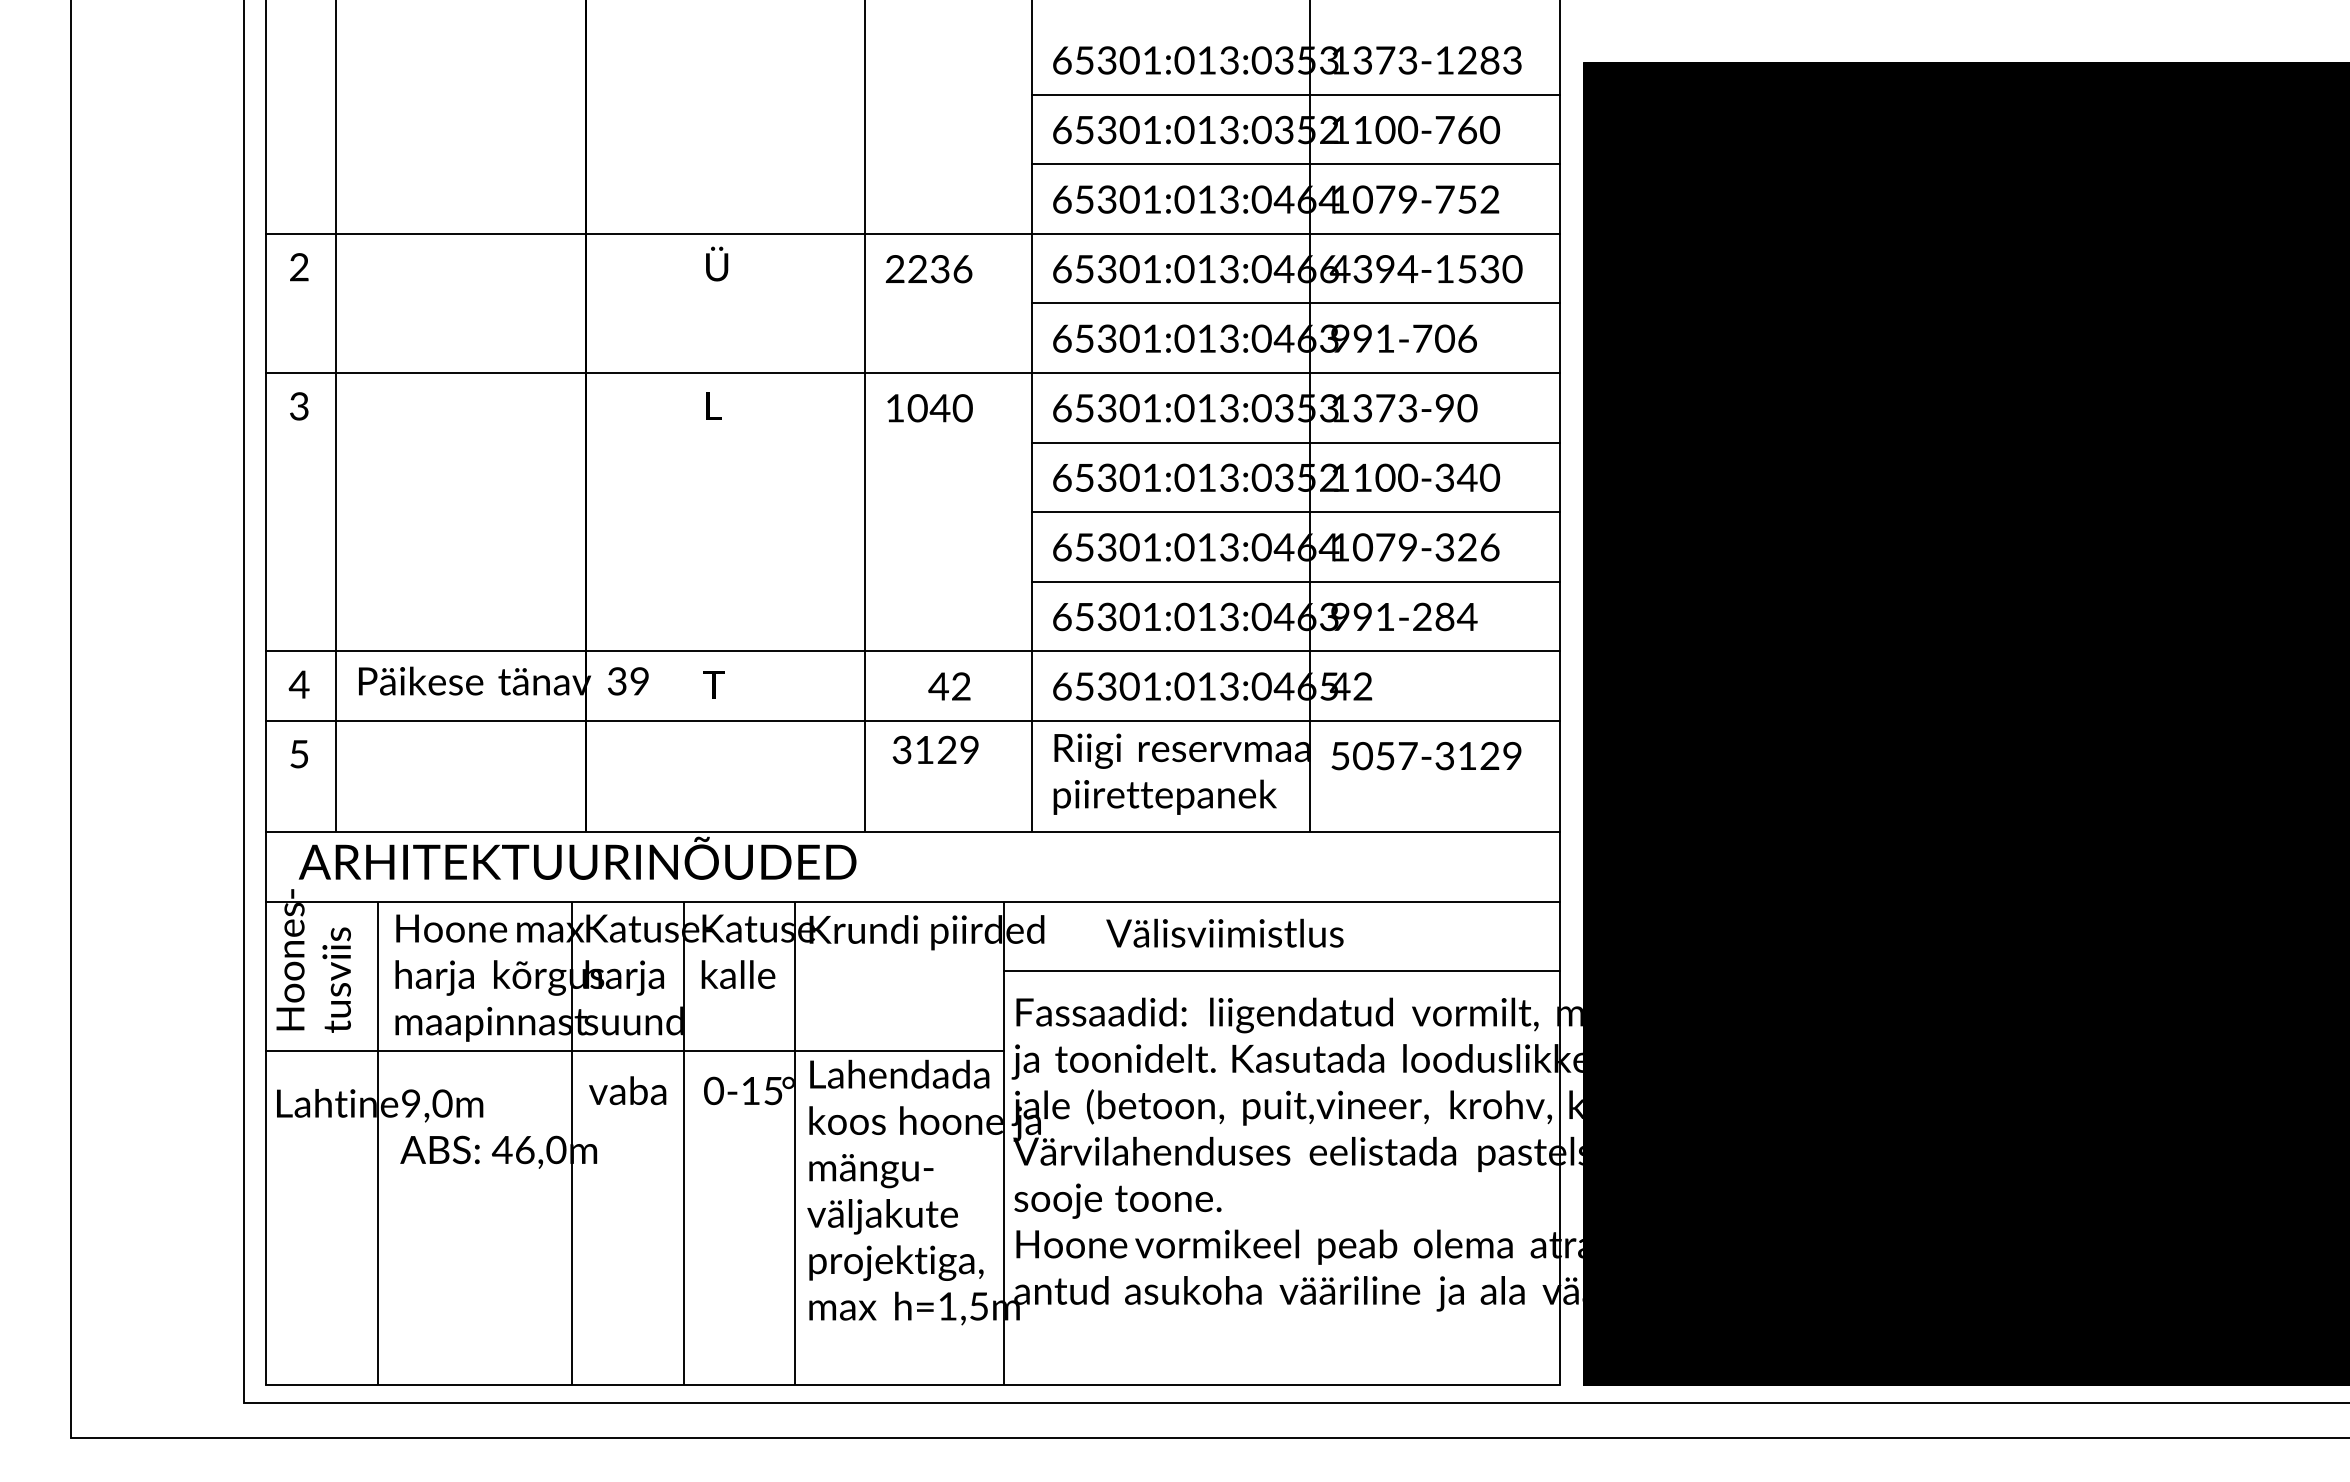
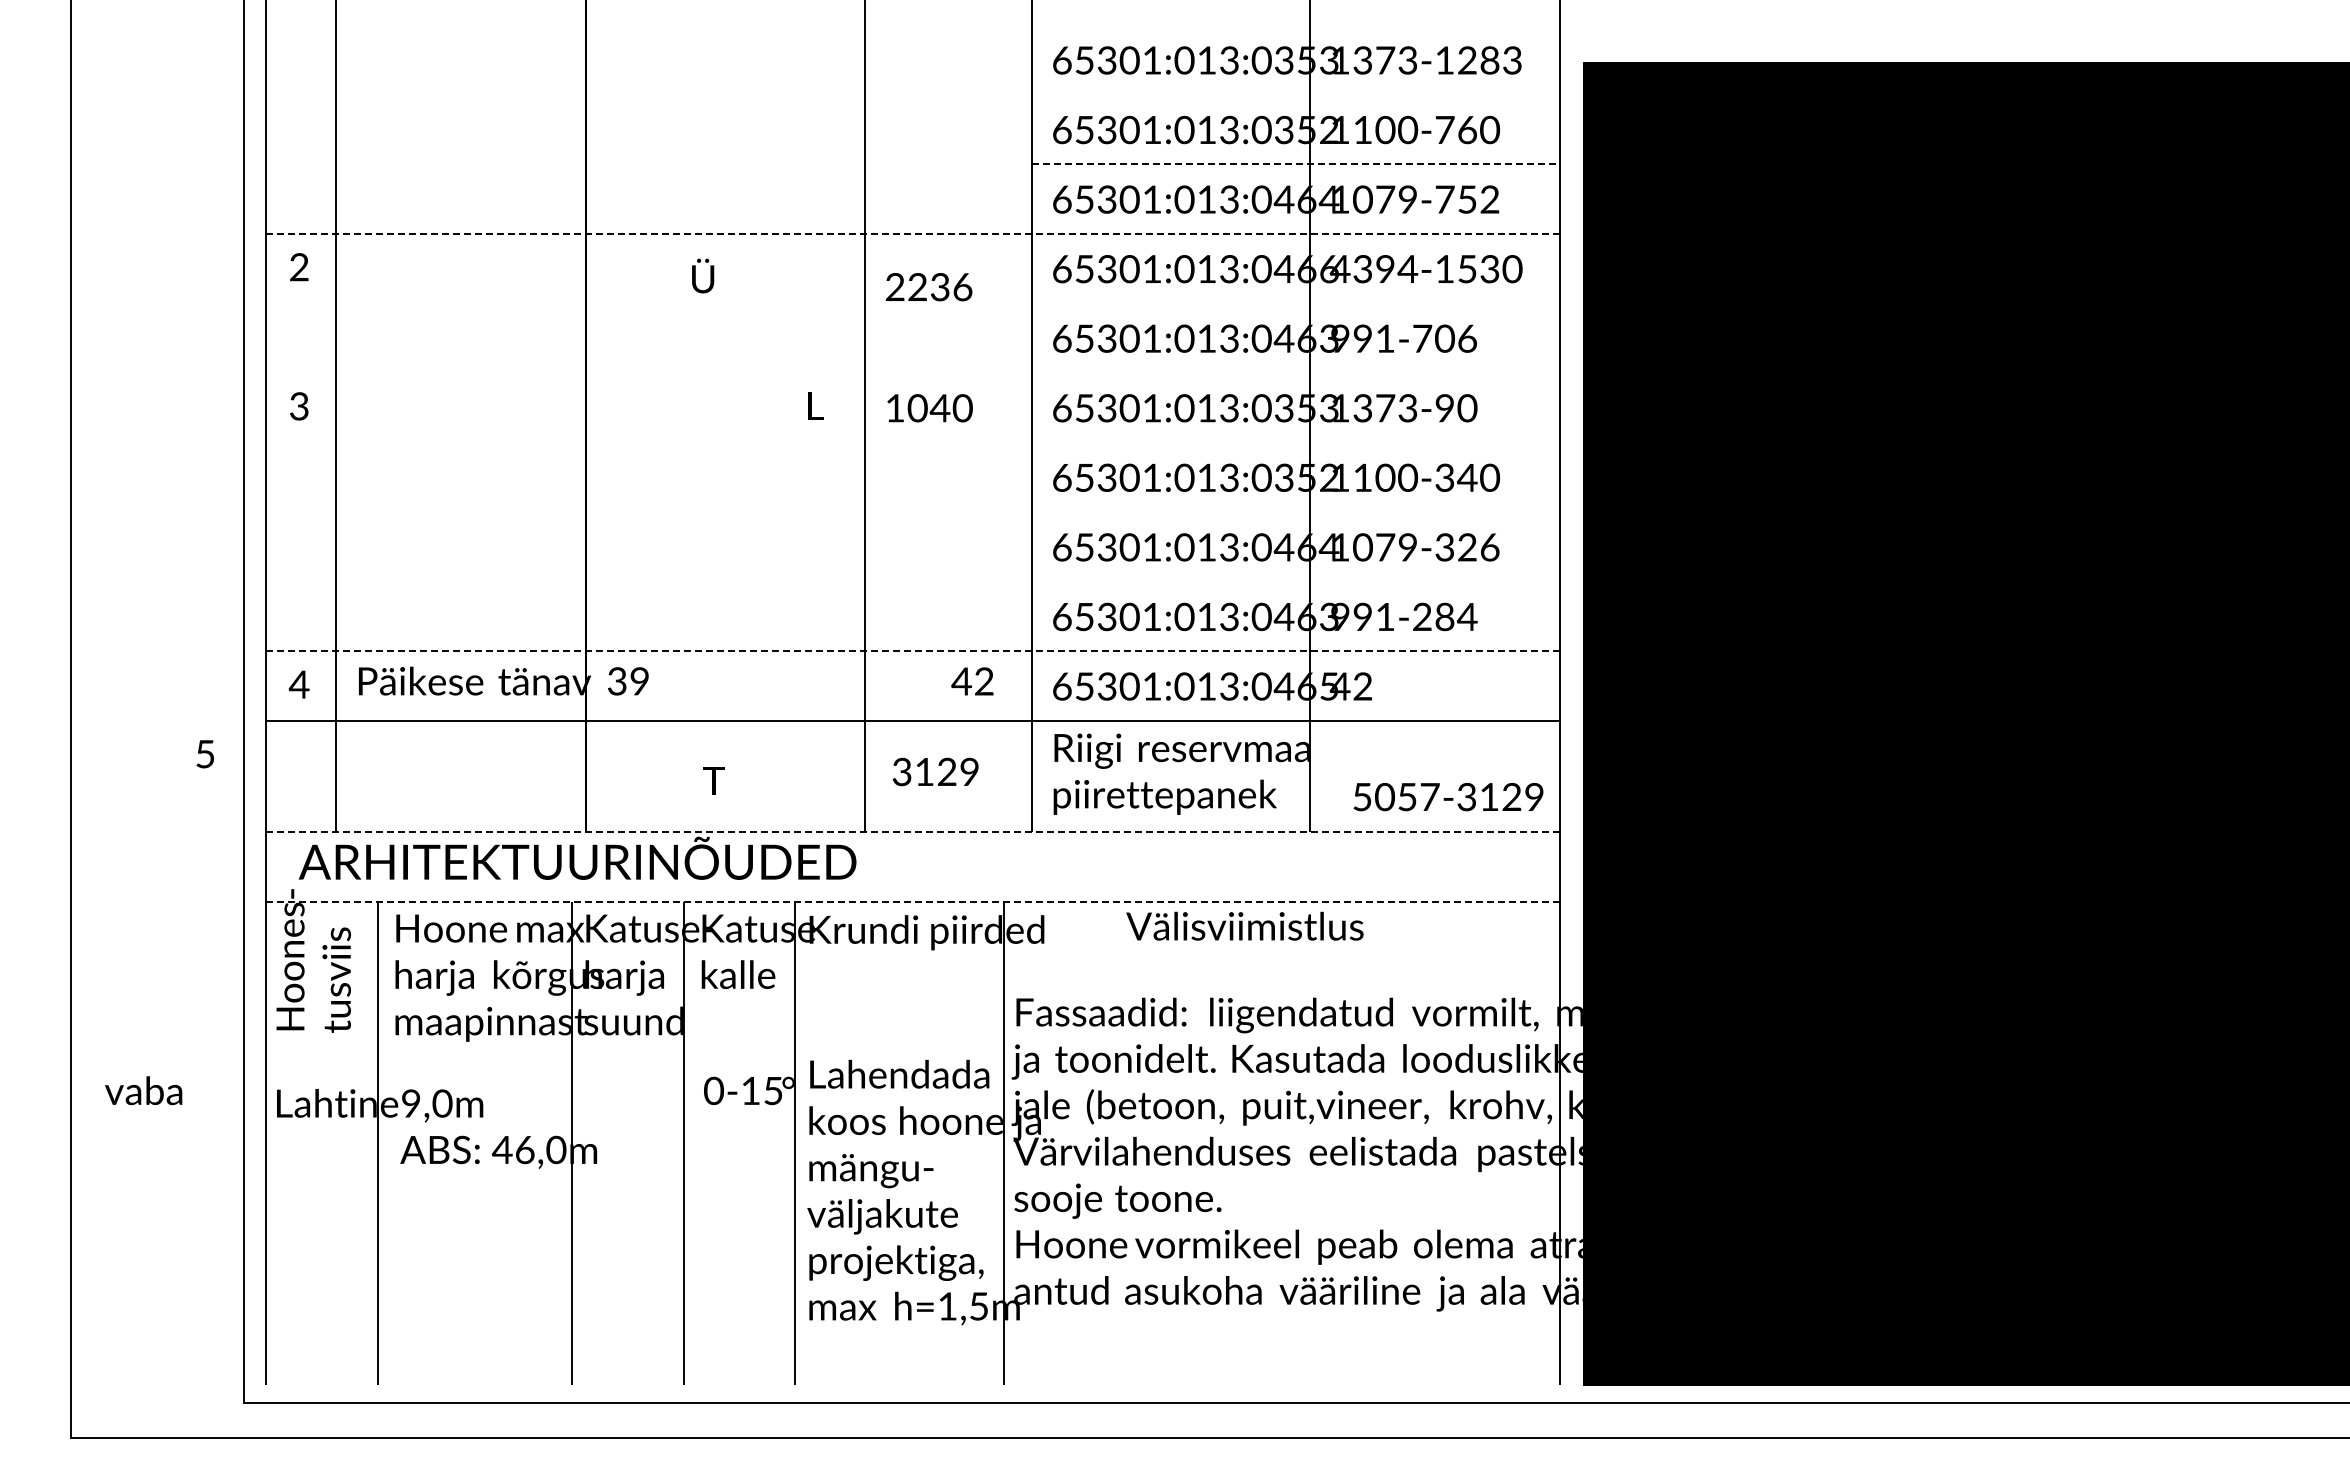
line: present -> none (1295, 94)
line: solid -> dashed (1296, 164)
line: solid -> dashed (913, 233)
text position: (717, 263) -> (703, 275) (703, 275)
text position: (928, 269) -> (928, 287) (928, 287)
line: present -> none (1295, 303)
line: present -> none (913, 373)
text position: (713, 405) -> (815, 405) (815, 405)
line: present -> none (1295, 442)
line: present -> none (1295, 512)
line: present -> none (1295, 581)
line: solid -> dashed (913, 651)
text position: (713, 684) -> (713, 780) (713, 780)
text position: (949, 686) -> (972, 681) (972, 681)
text position: (935, 749) -> (935, 771) (935, 771)
text position: (298, 754) -> (204, 754) (204, 754)
text position: (1426, 756) -> (1448, 797) (1448, 797)
line: solid -> dashed (913, 832)
line: solid -> dashed (913, 901)
text position: (1224, 932) -> (1244, 925) (1244, 925)
line: present -> none (1281, 971)
line: present -> none (634, 1050)
text position: (627, 1090) -> (143, 1090) (143, 1090)
line: present -> none (913, 1384)
